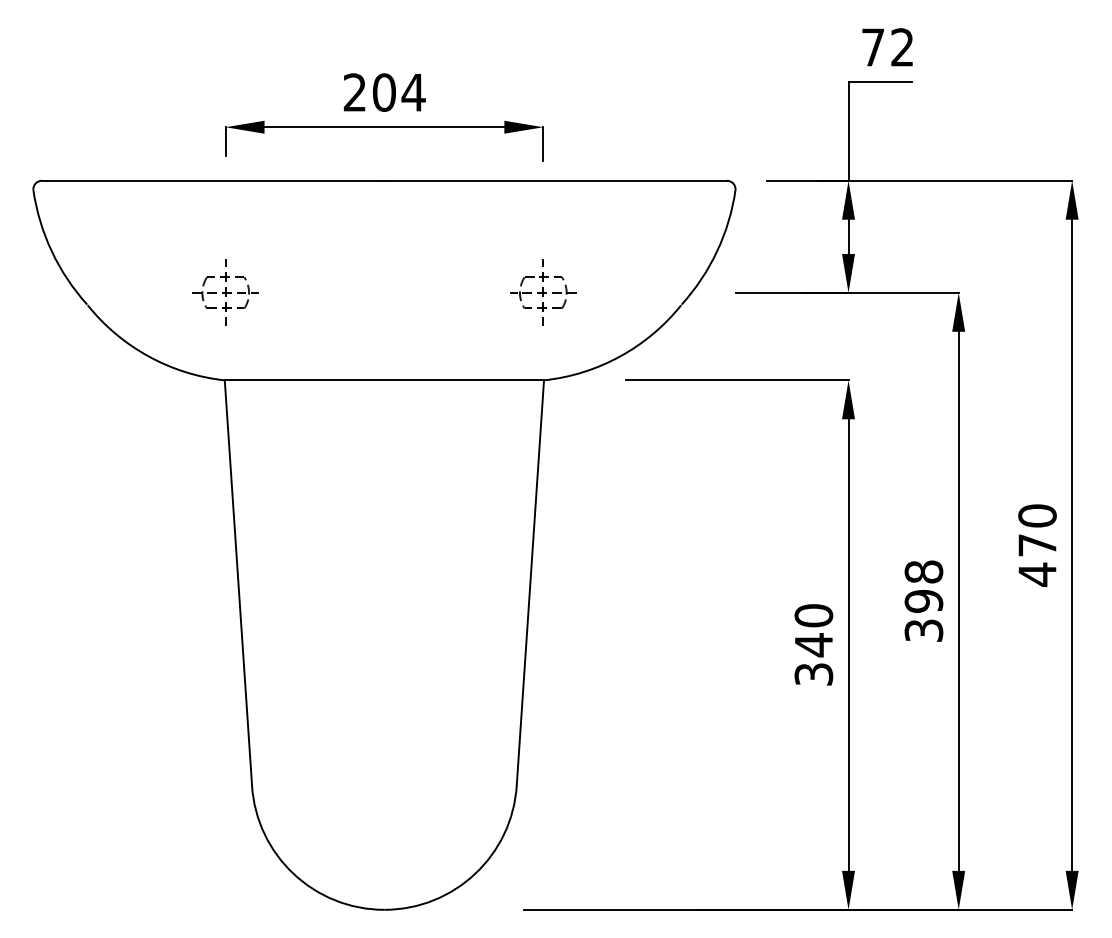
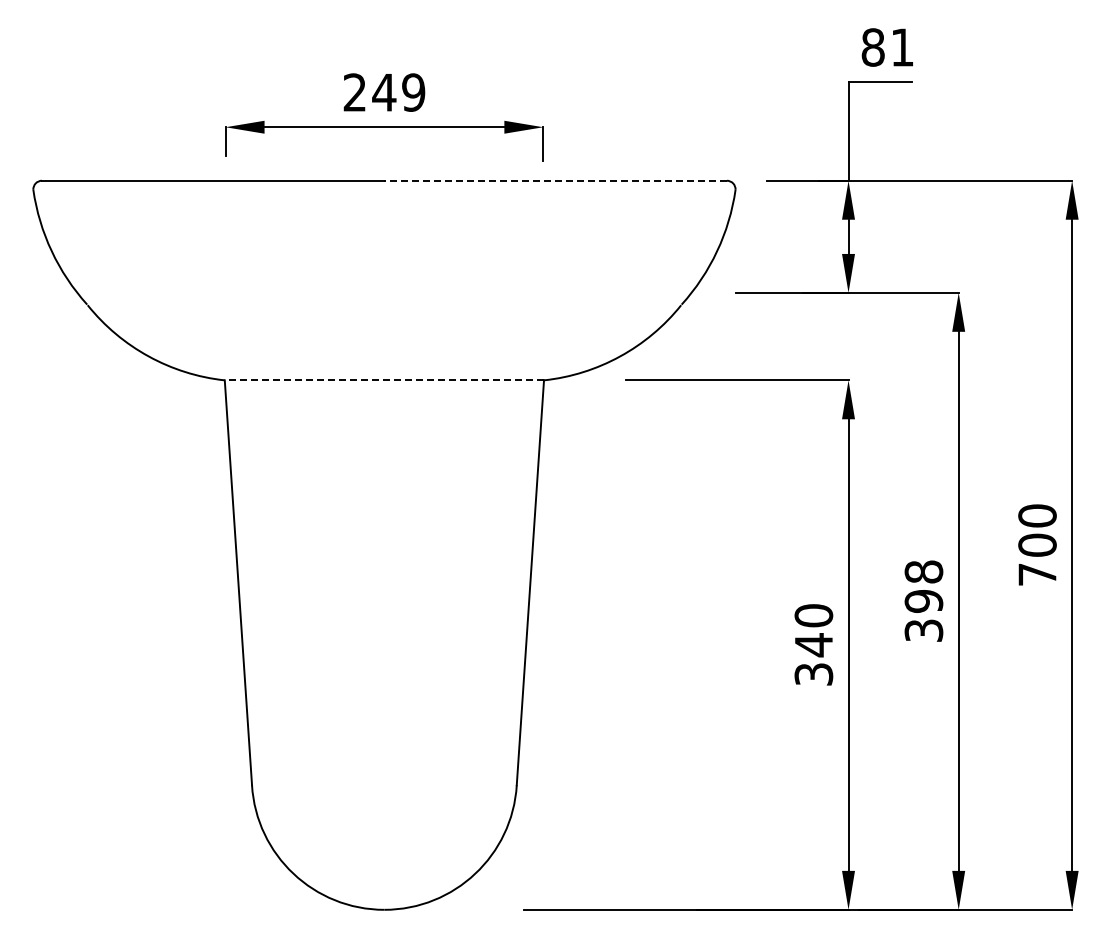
text: 72 -> 81 (886, 47)
text: 204 -> 249 (398, 92)
line: solid -> dashed (555, 180)
part: present -> none (225, 292)
part: present -> none (543, 292)
line: solid -> dashed (384, 380)
text: 470 -> 700 (1037, 559)
